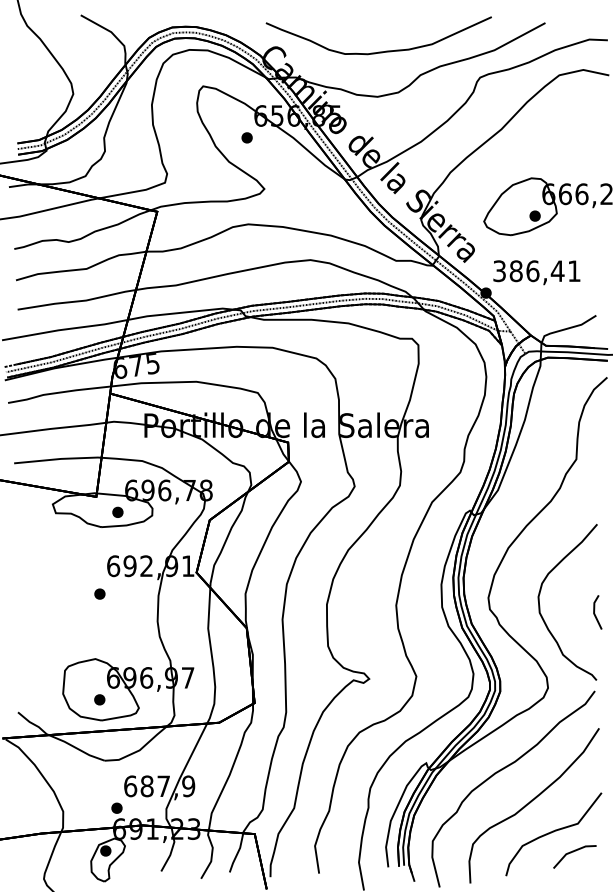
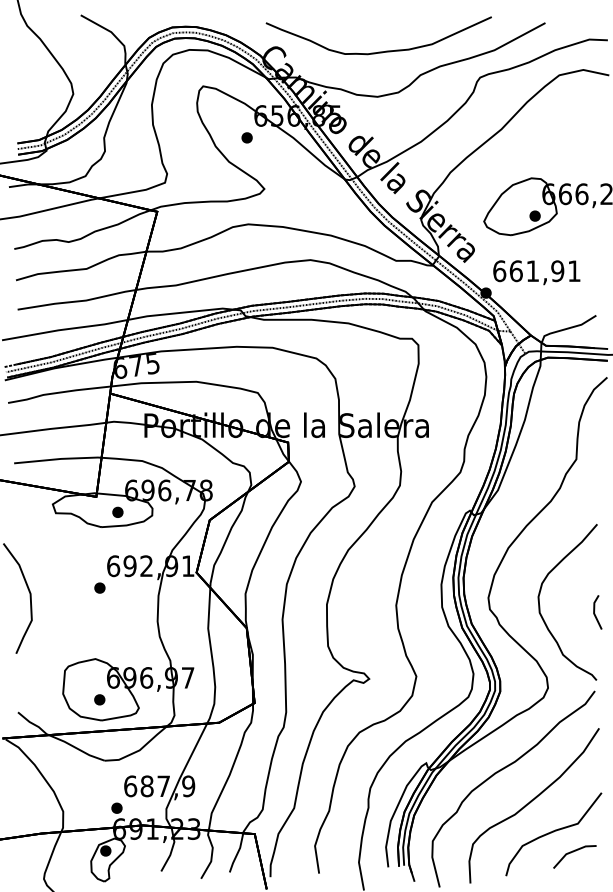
text: 386,41 -> 661,91 (528, 271)
part position: (99, 593) -> (99, 587) (99, 587)
curve: none -> present (29, 598)
